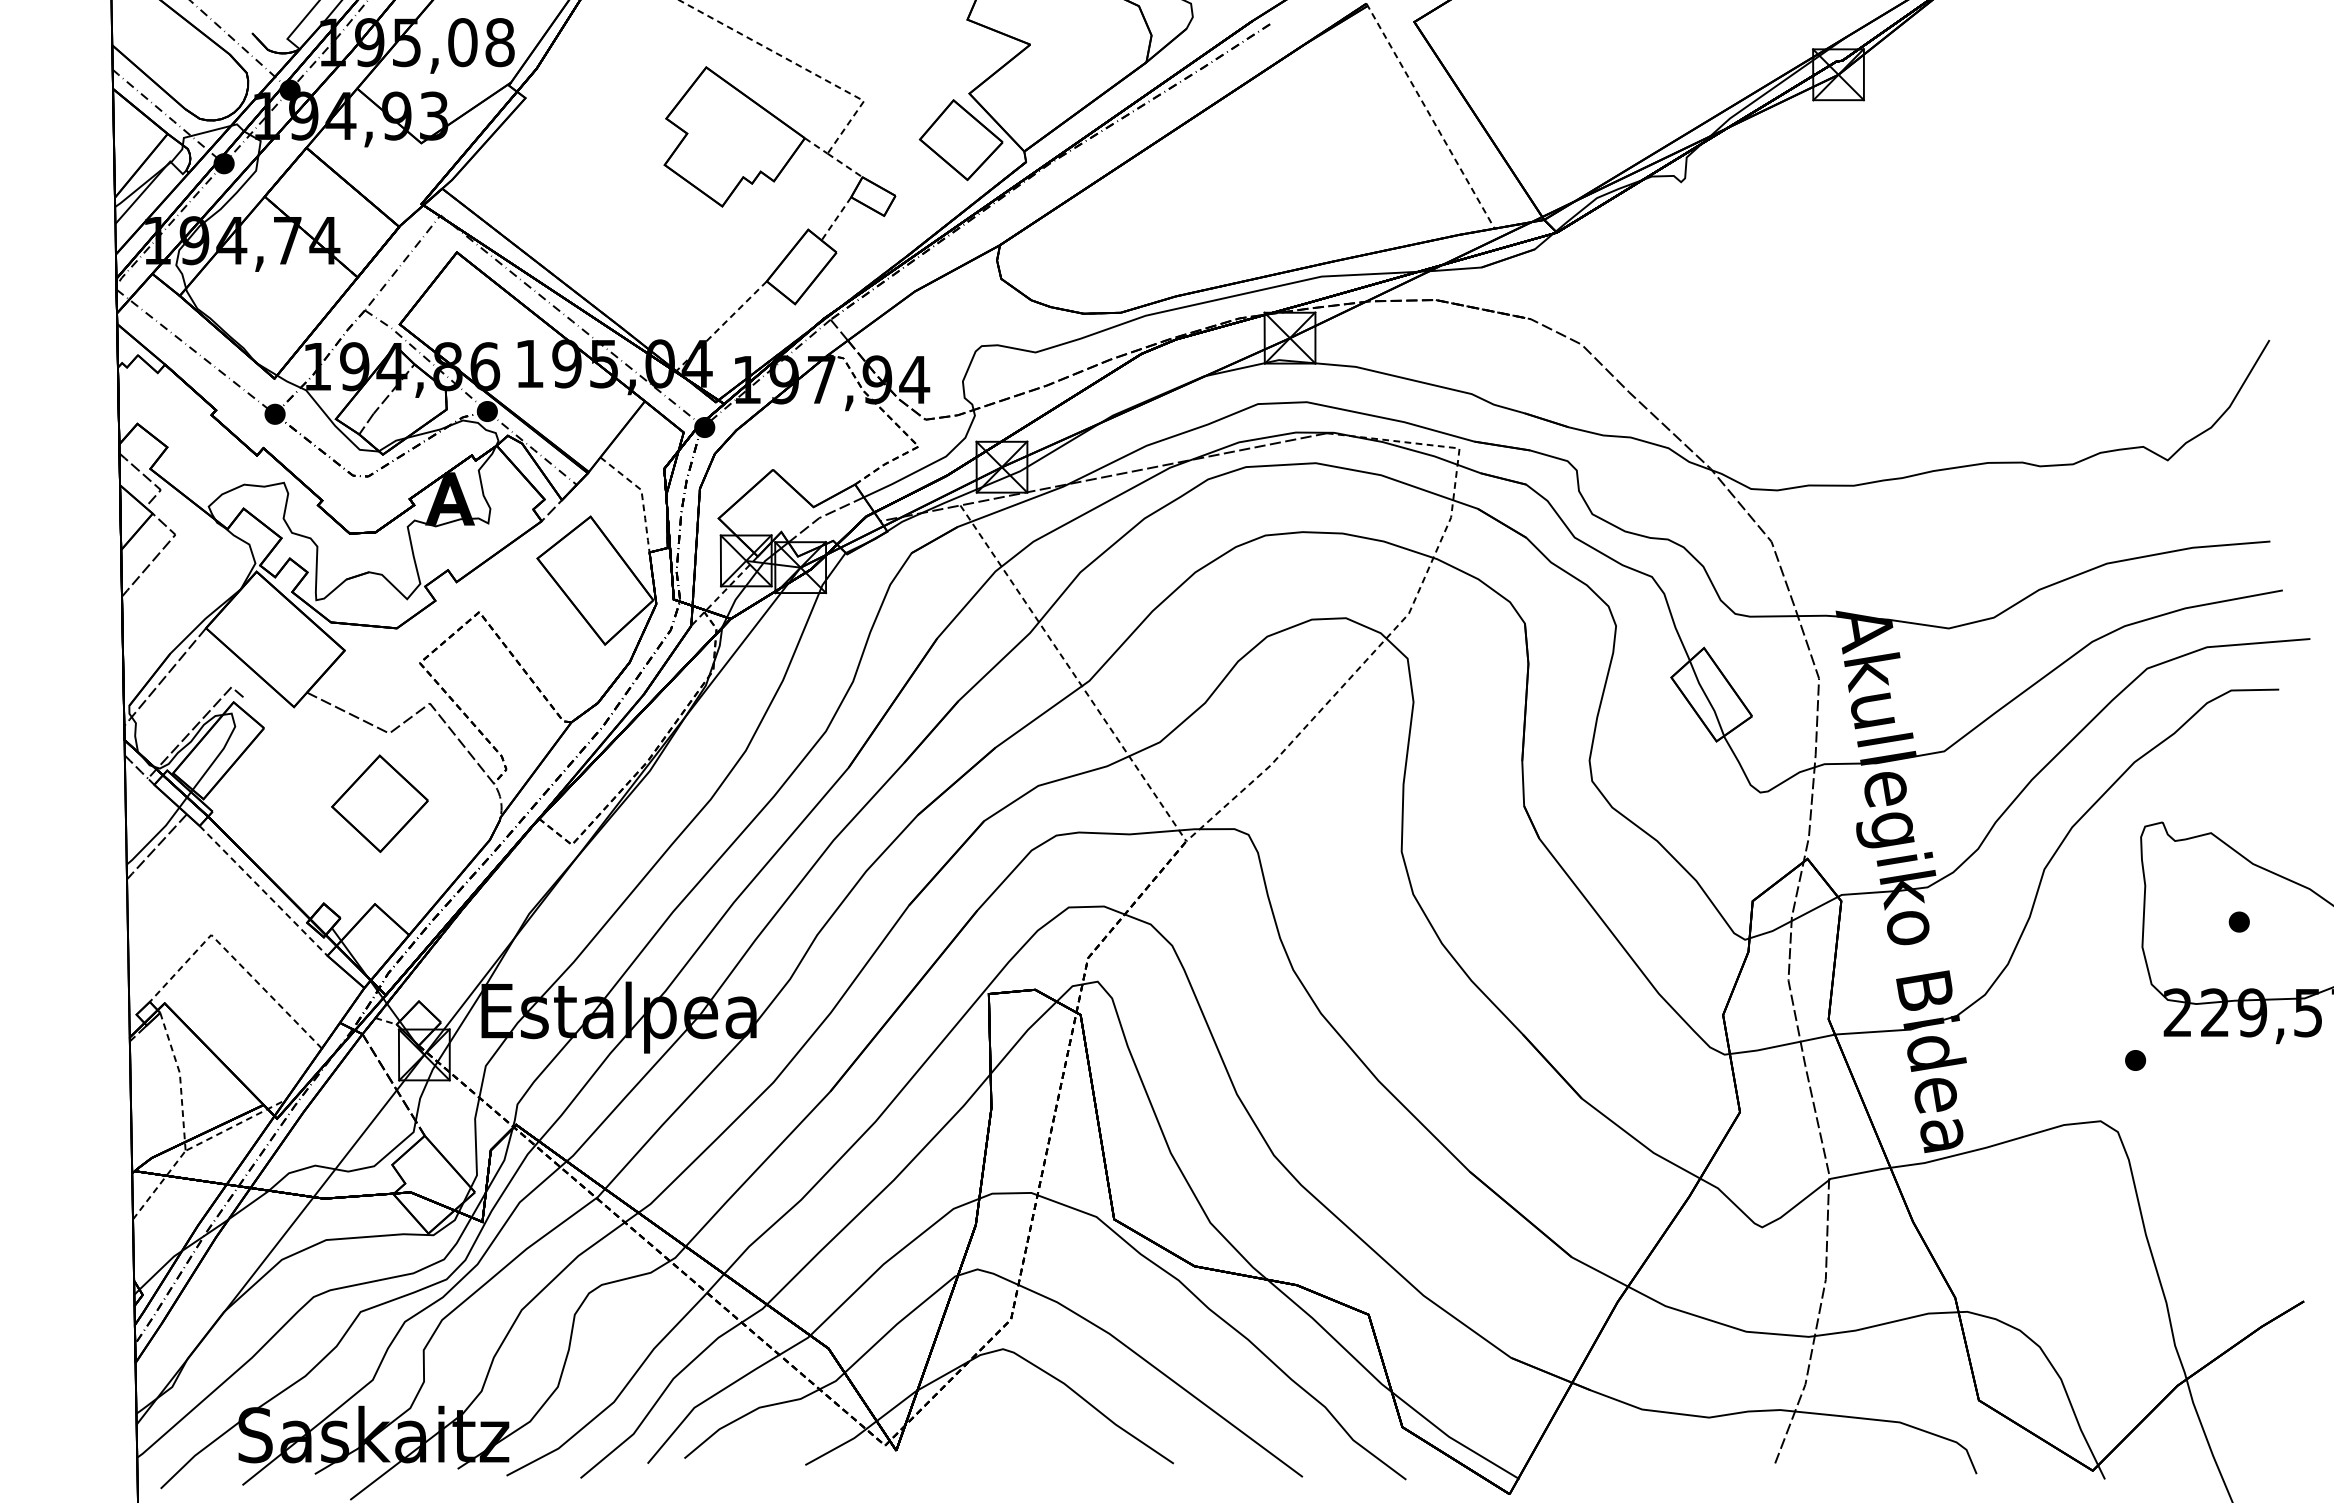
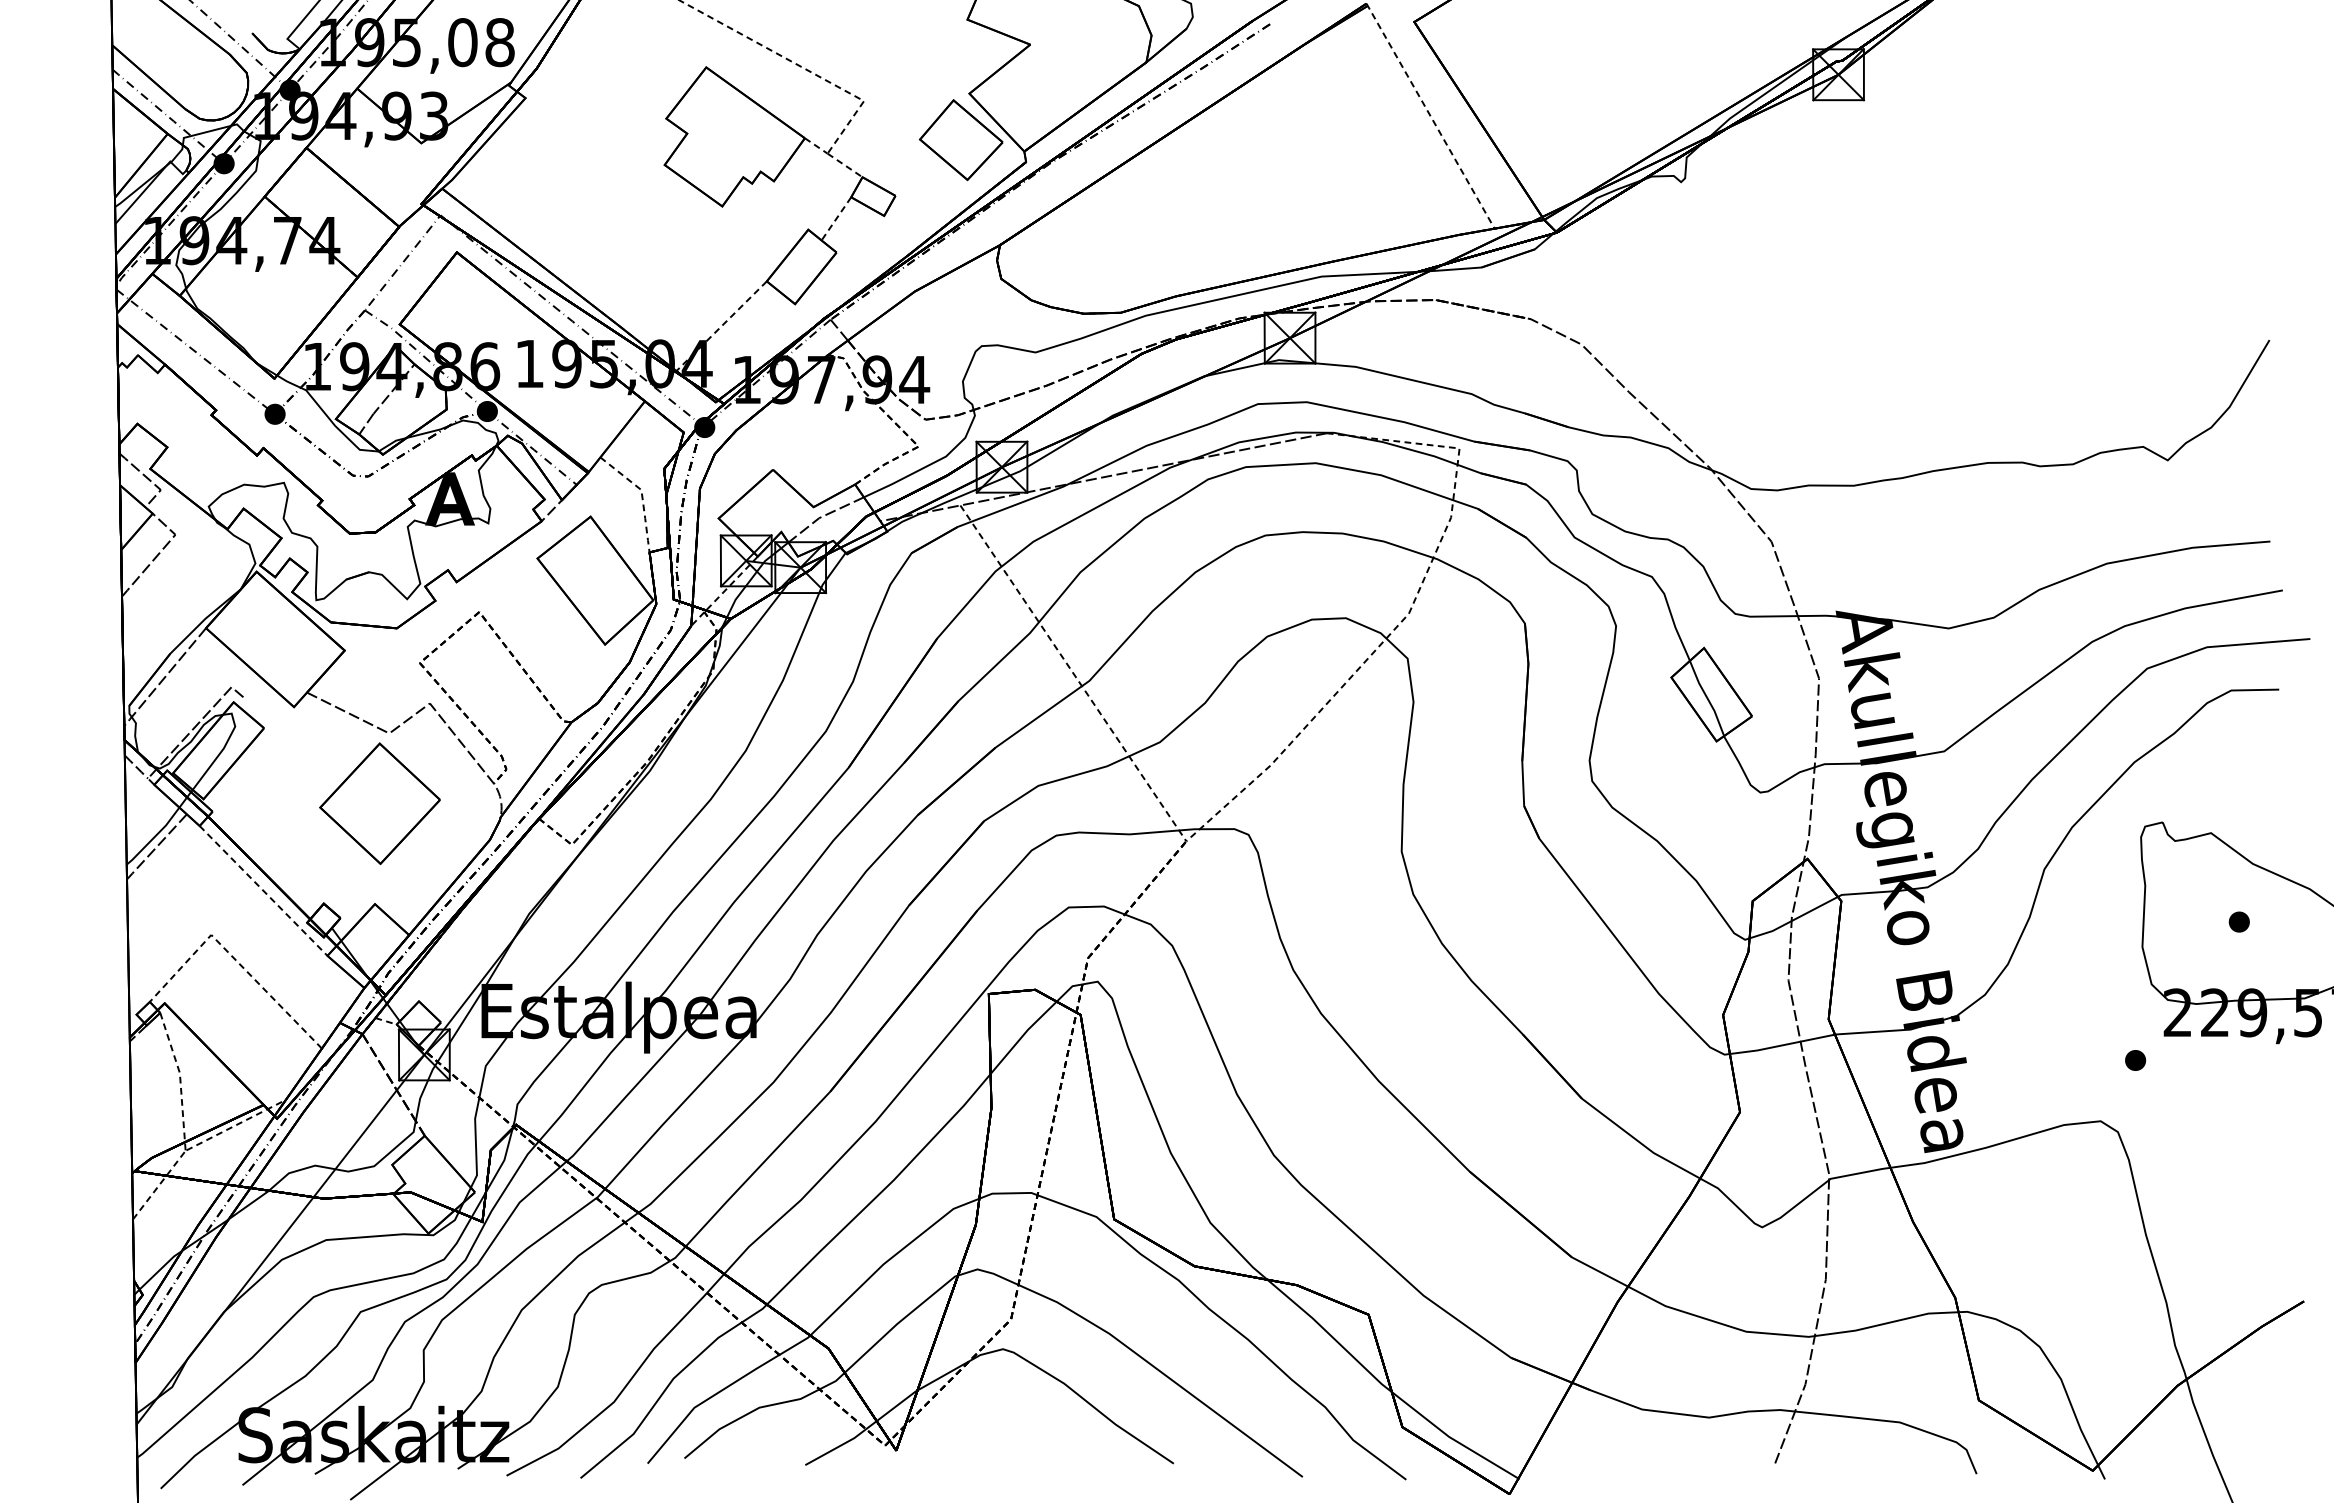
part size: 98x100 px -> 122x123 px (379, 803)
